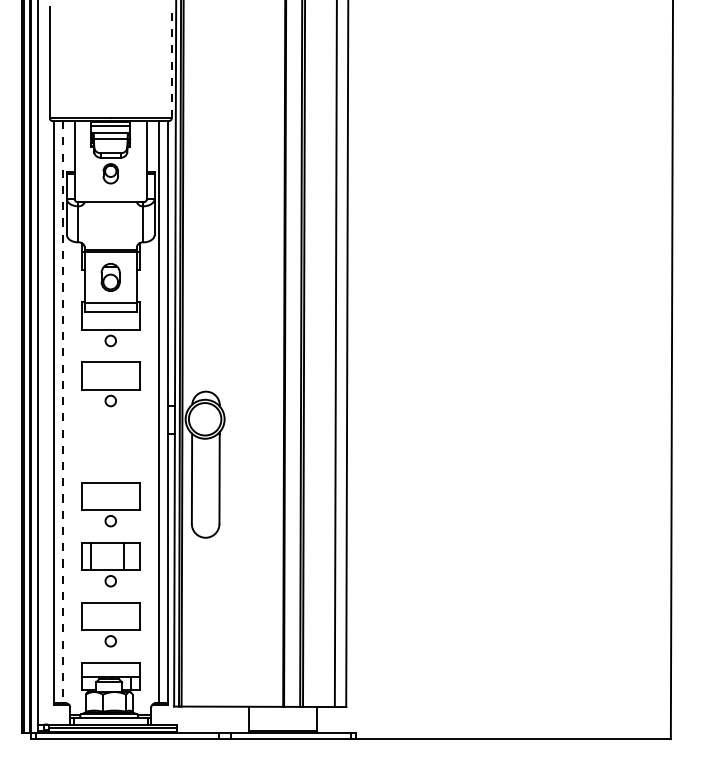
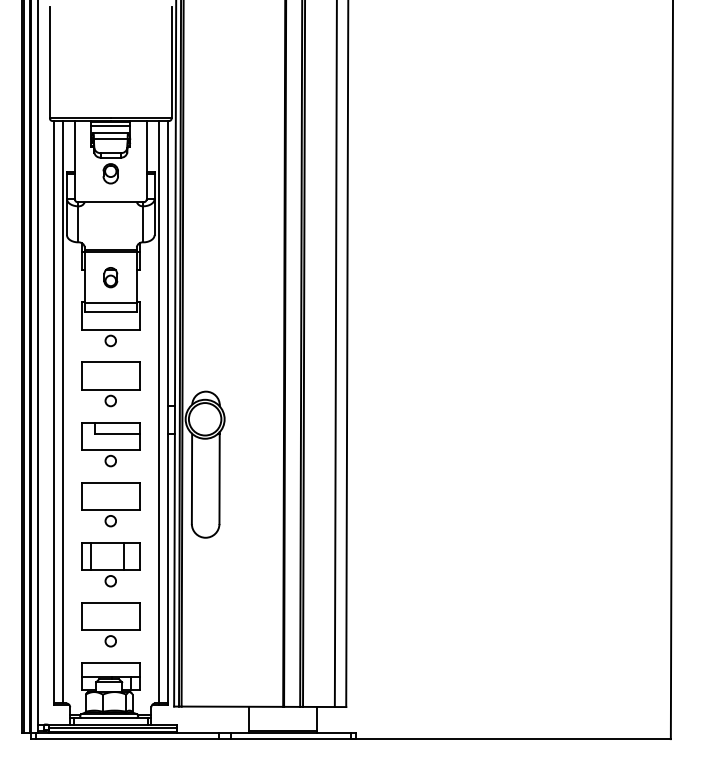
line: dashed -> solid (171, 62)
part size: 21x29 px -> 16x22 px (110, 277)
line: dashed -> solid (63, 412)
part: none -> present (110, 444)
